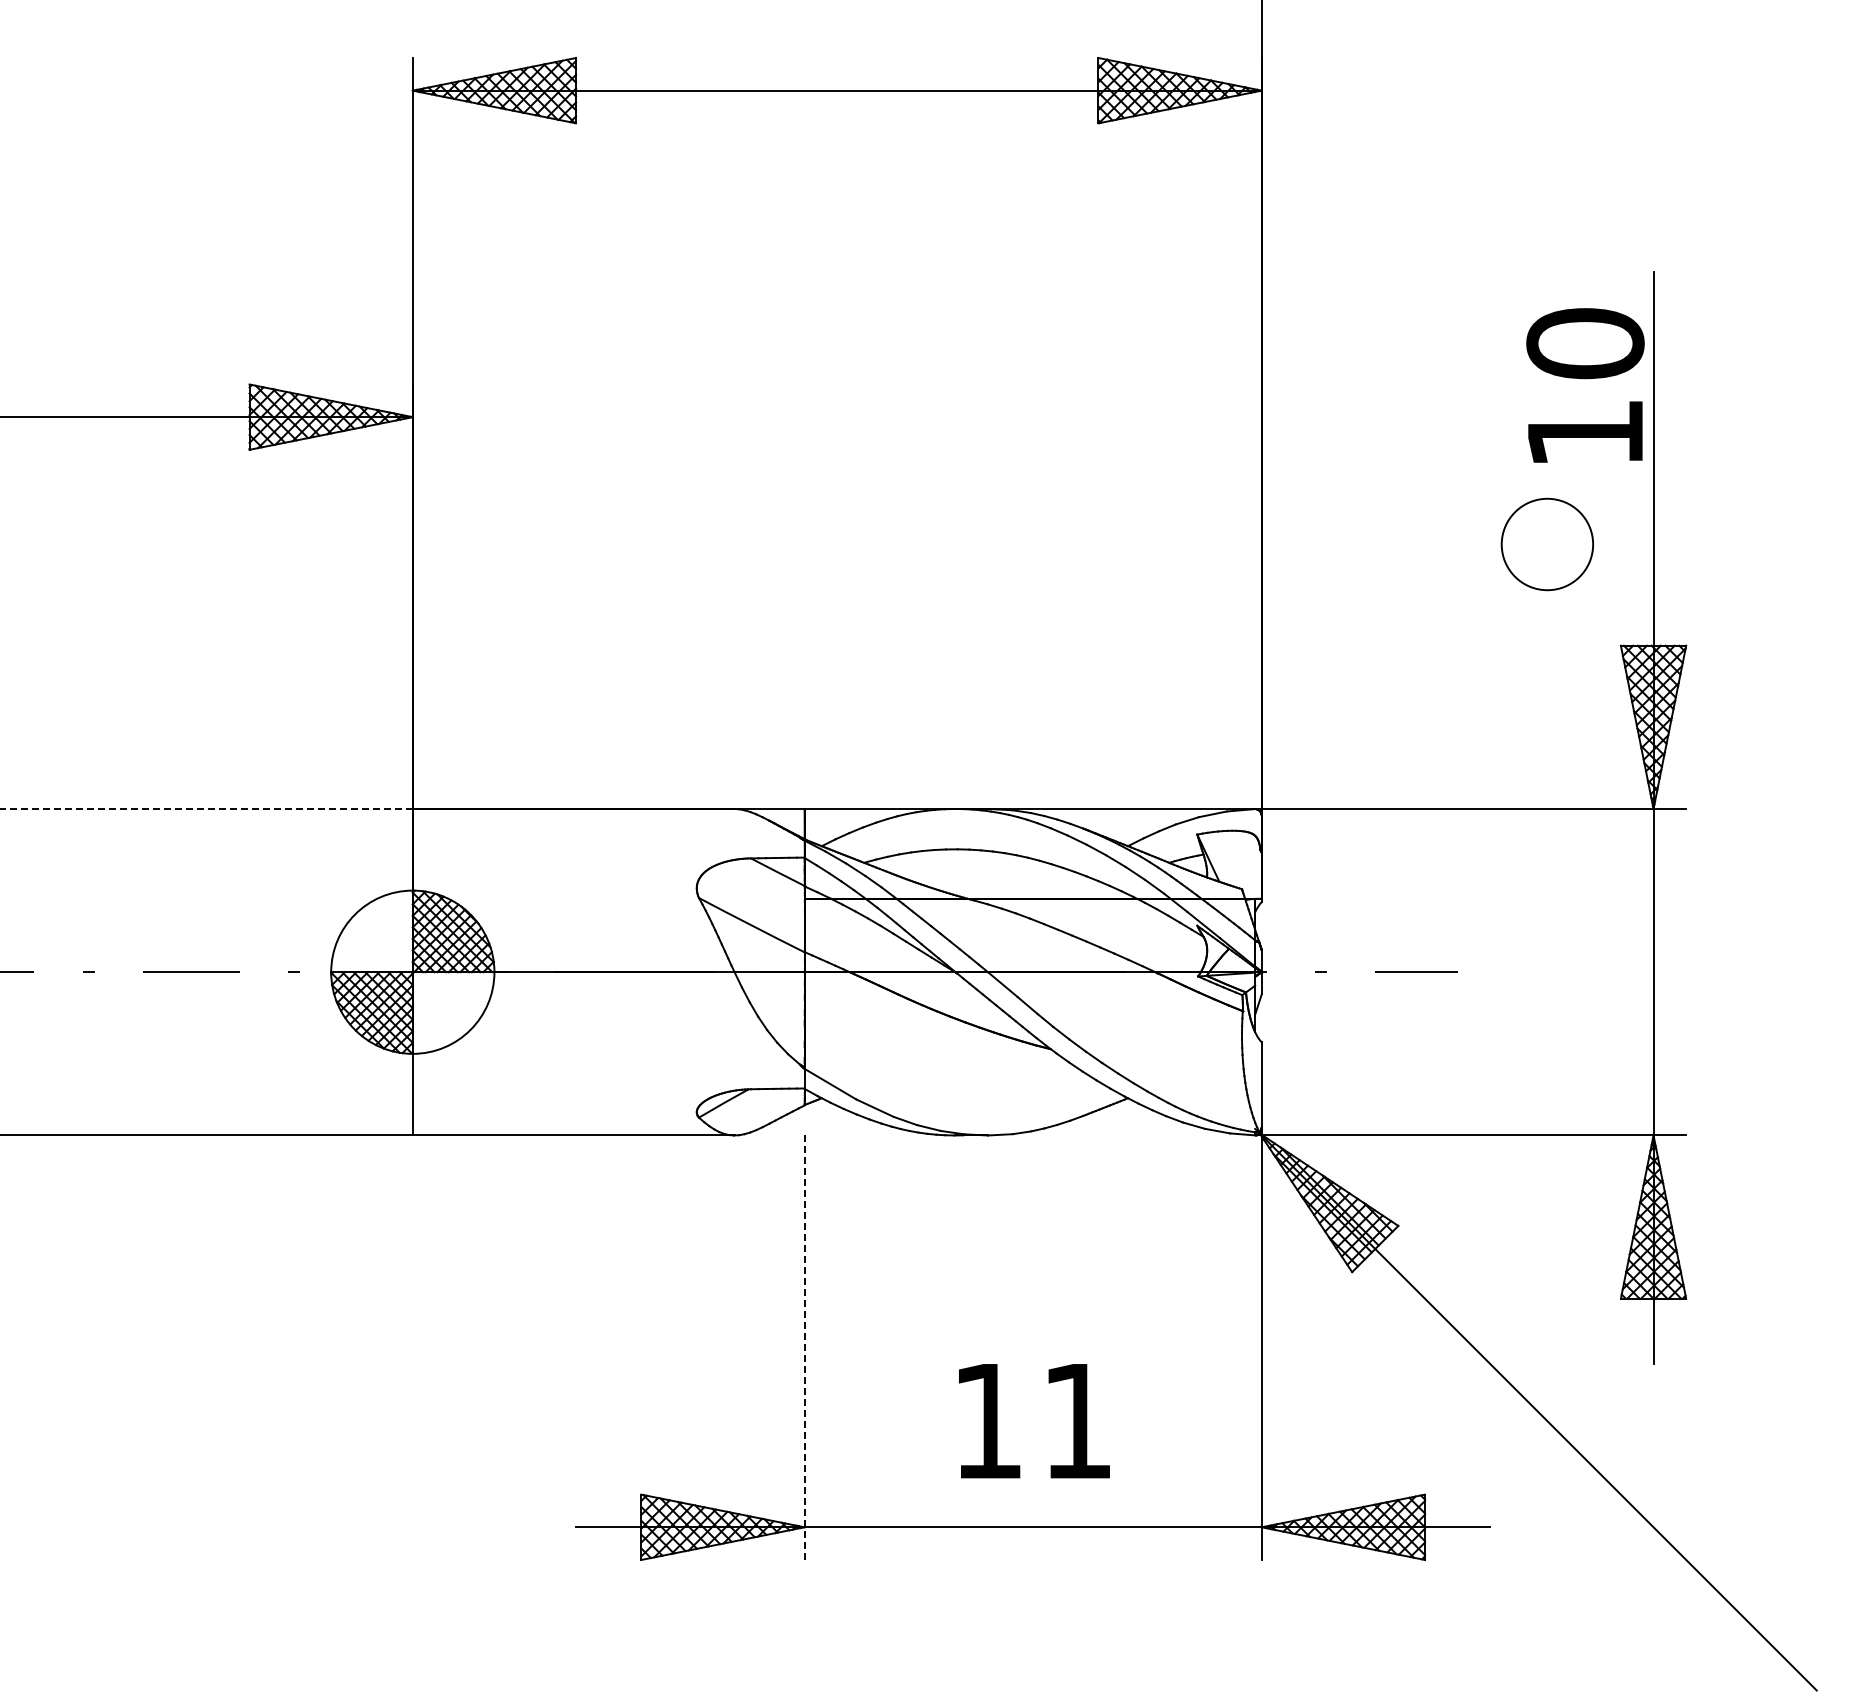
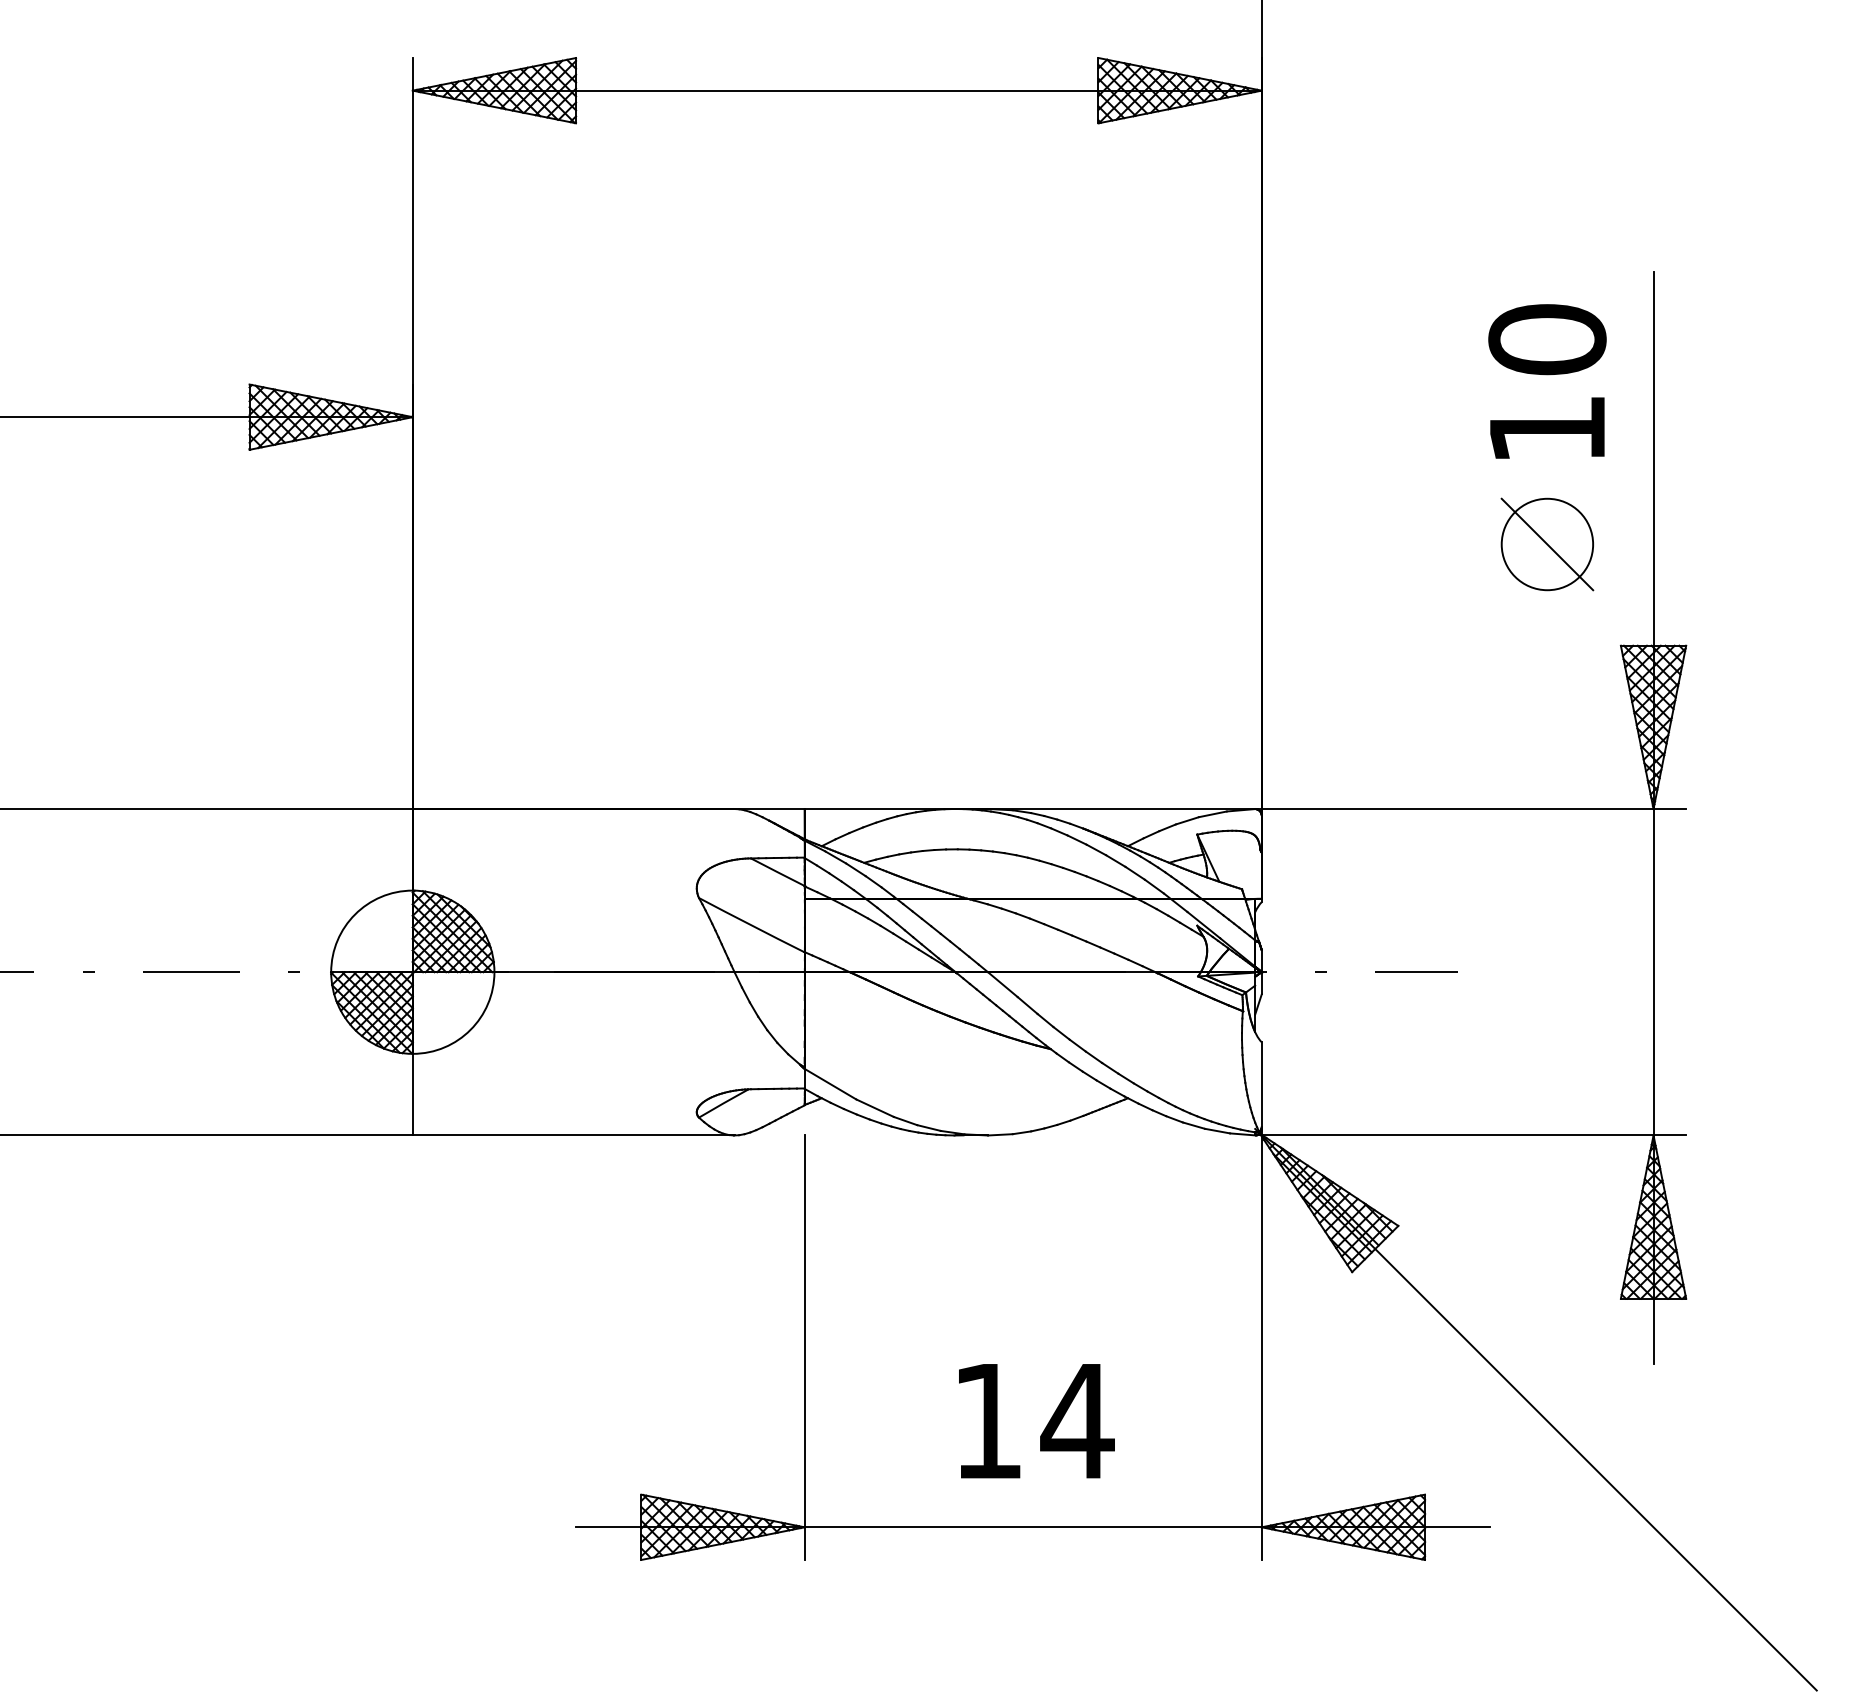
text position: (1585, 385) -> (1547, 381) (1547, 381)
line: none -> present (1547, 544)
line: dashed -> solid (205, 808)
line: dashed -> solid (804, 1348)
text: 11 -> 14 (1077, 1421)
